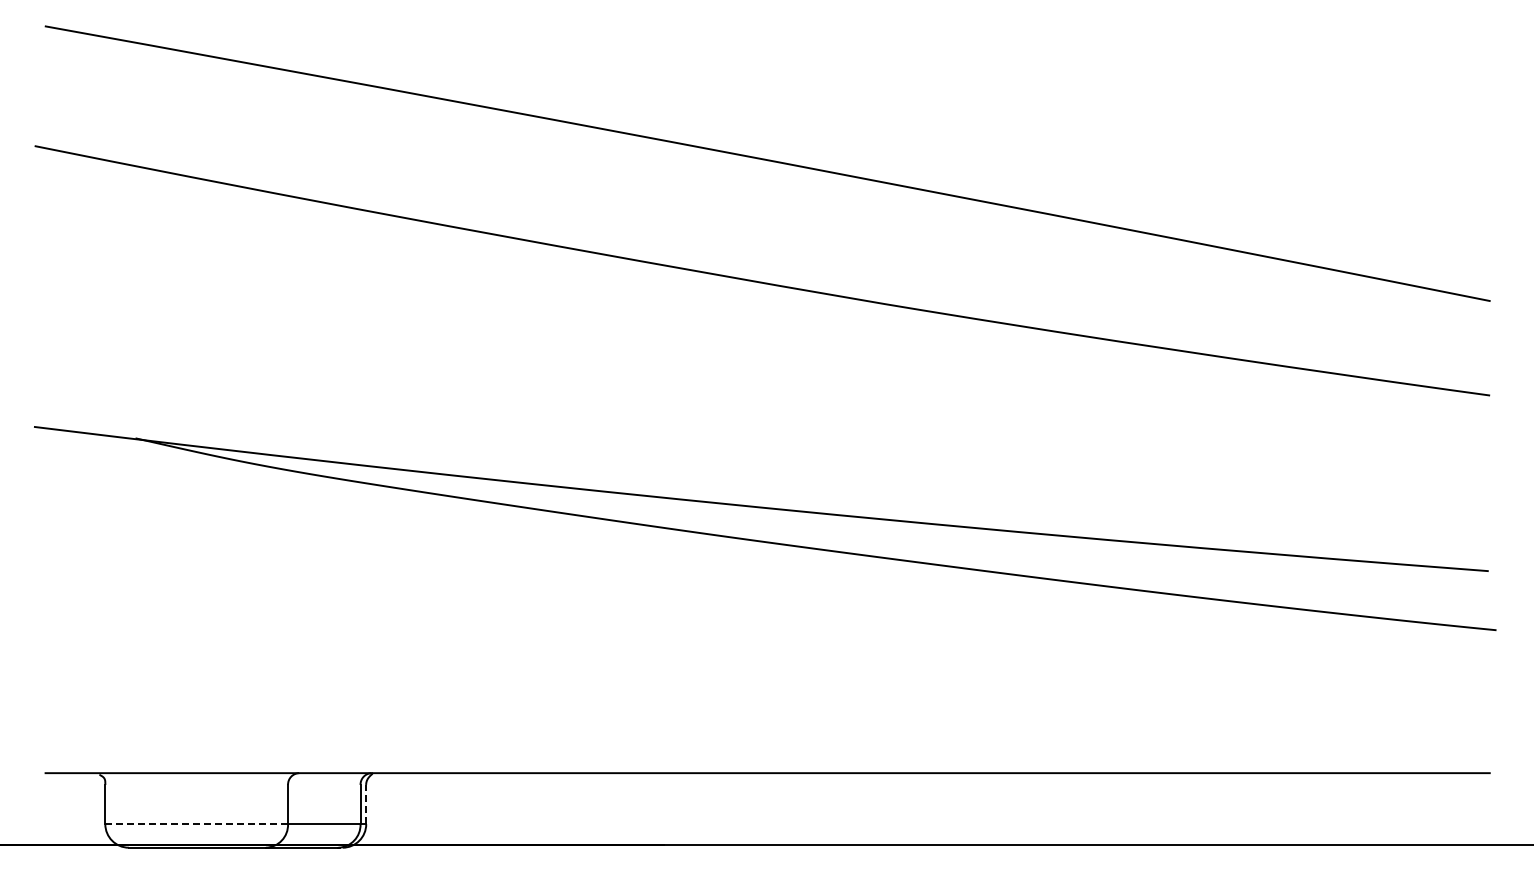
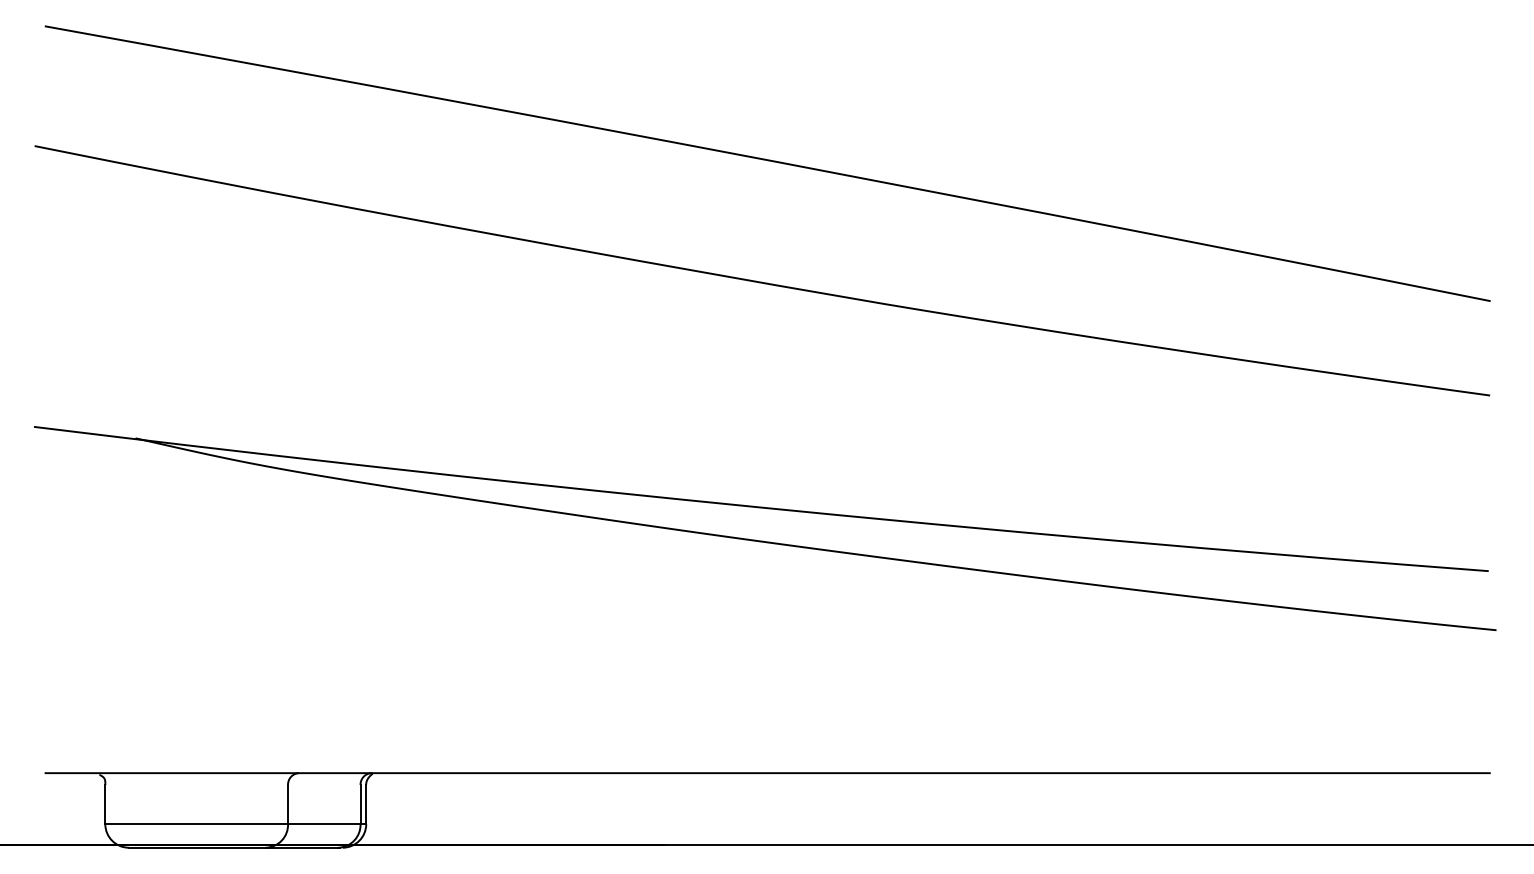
line: dashed -> solid (366, 804)
line: dashed -> solid (197, 824)
